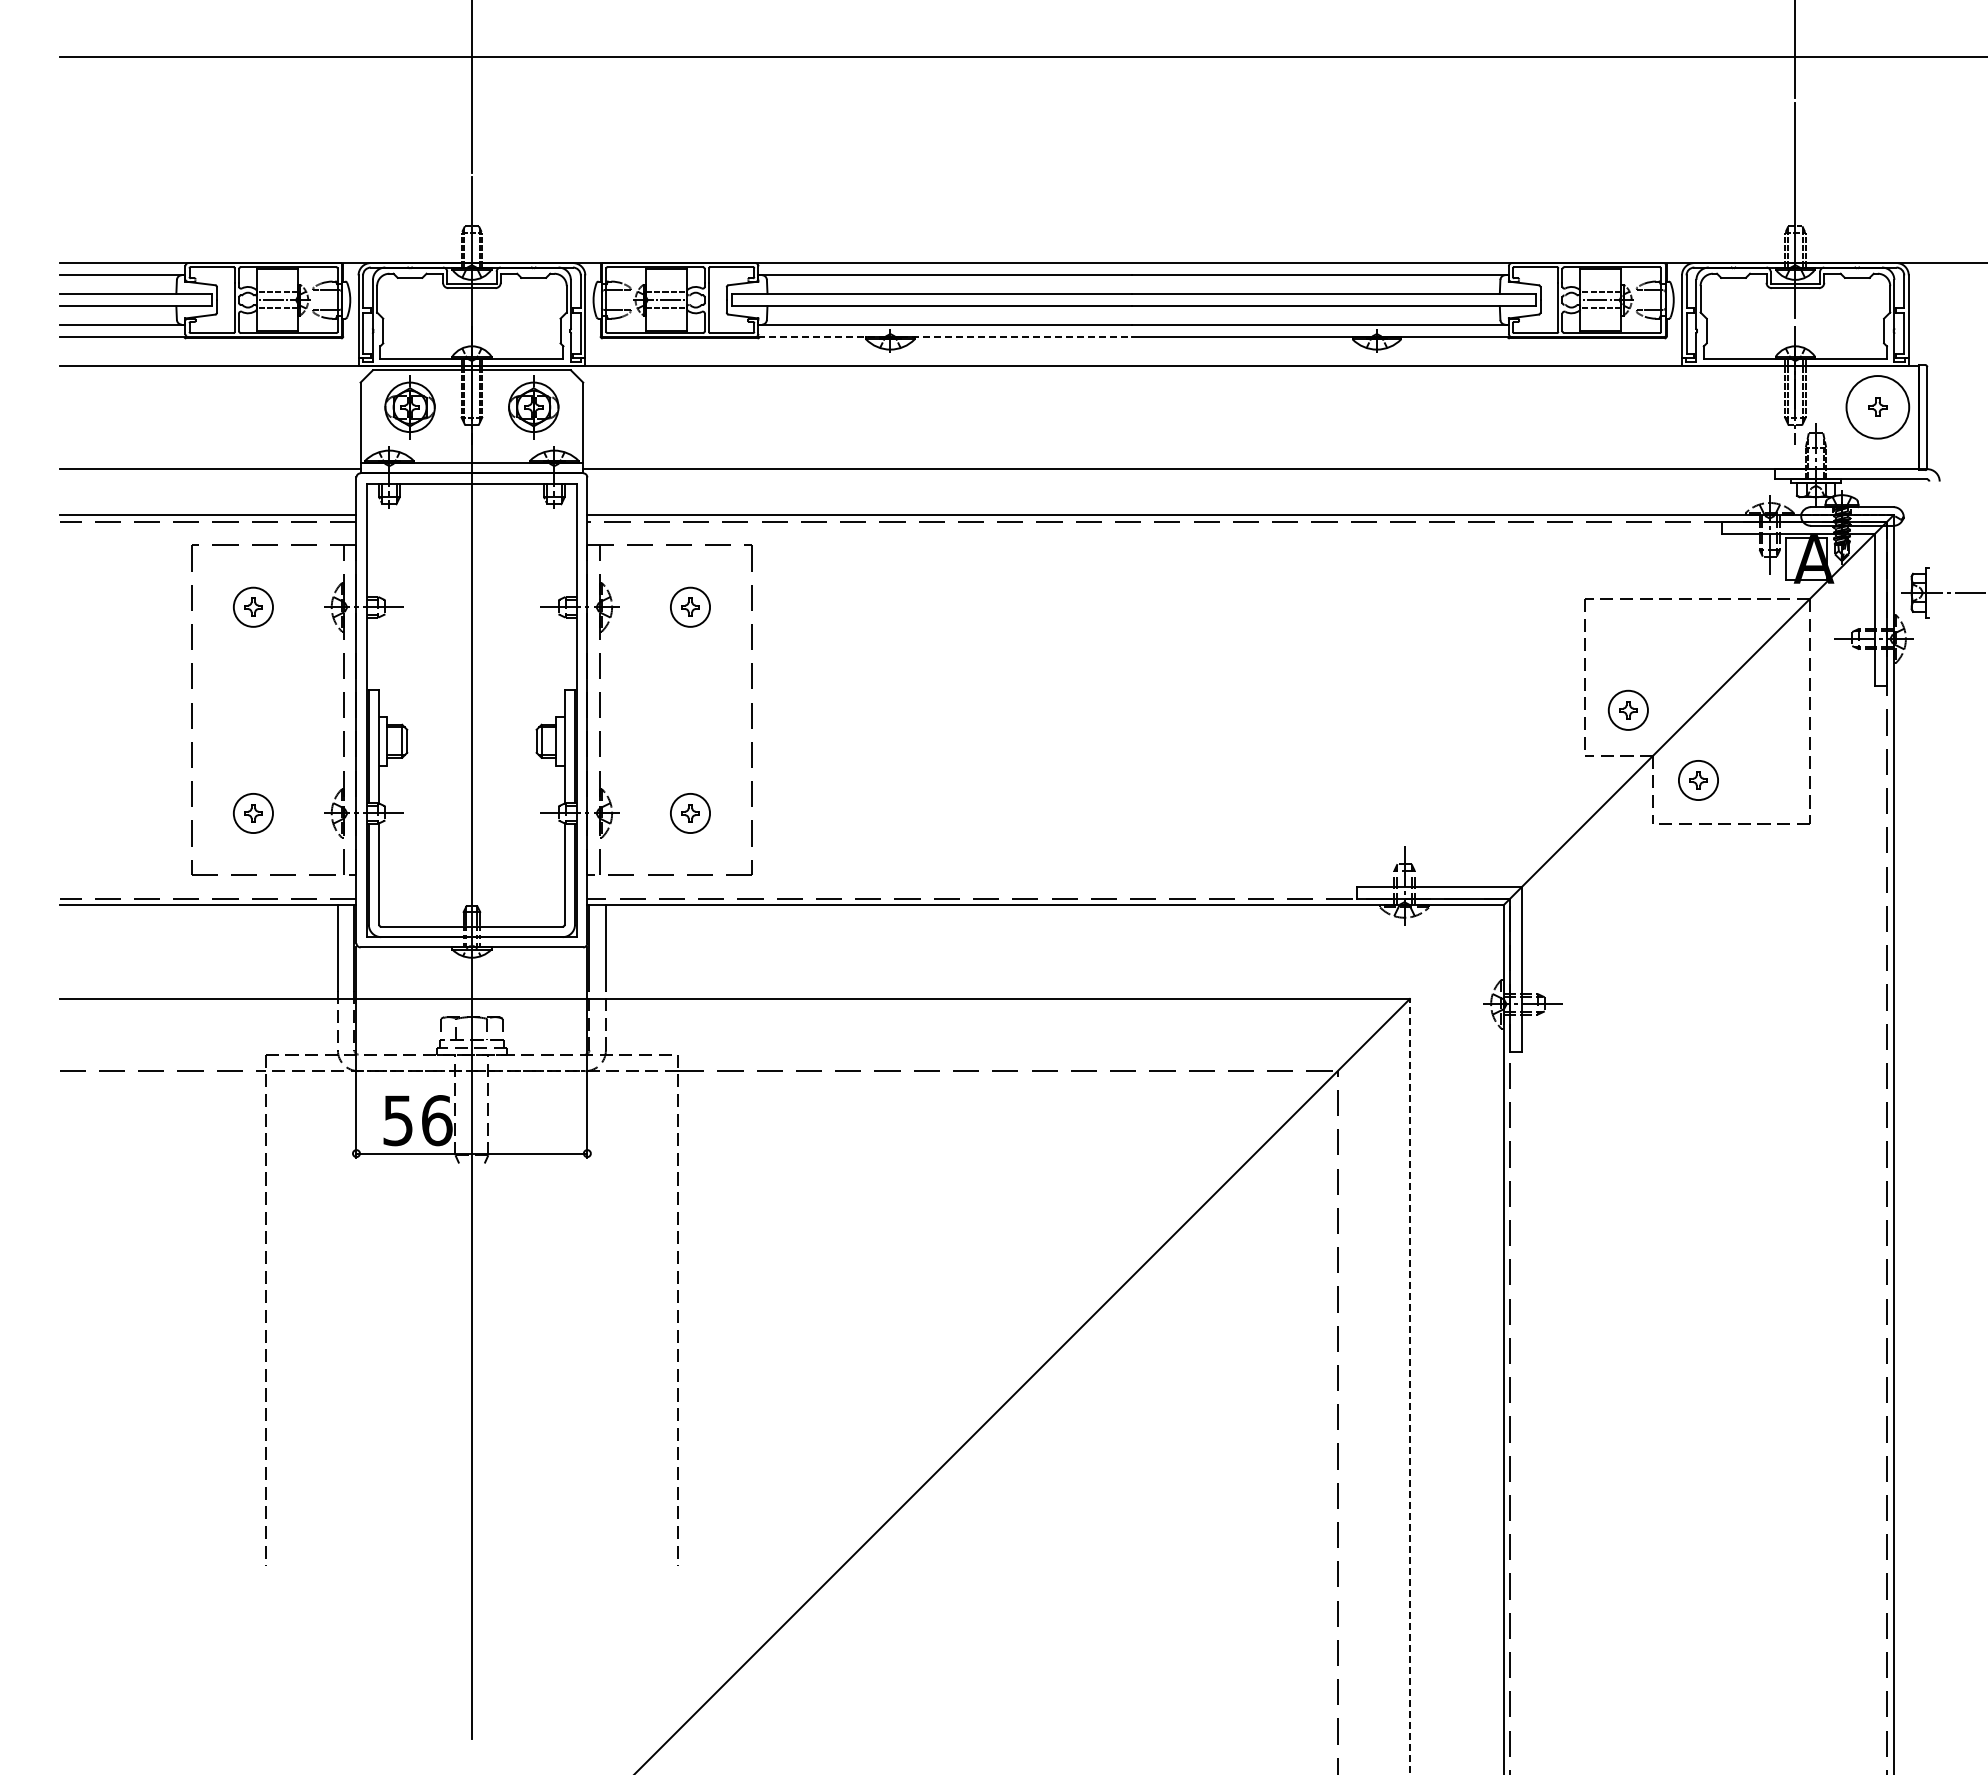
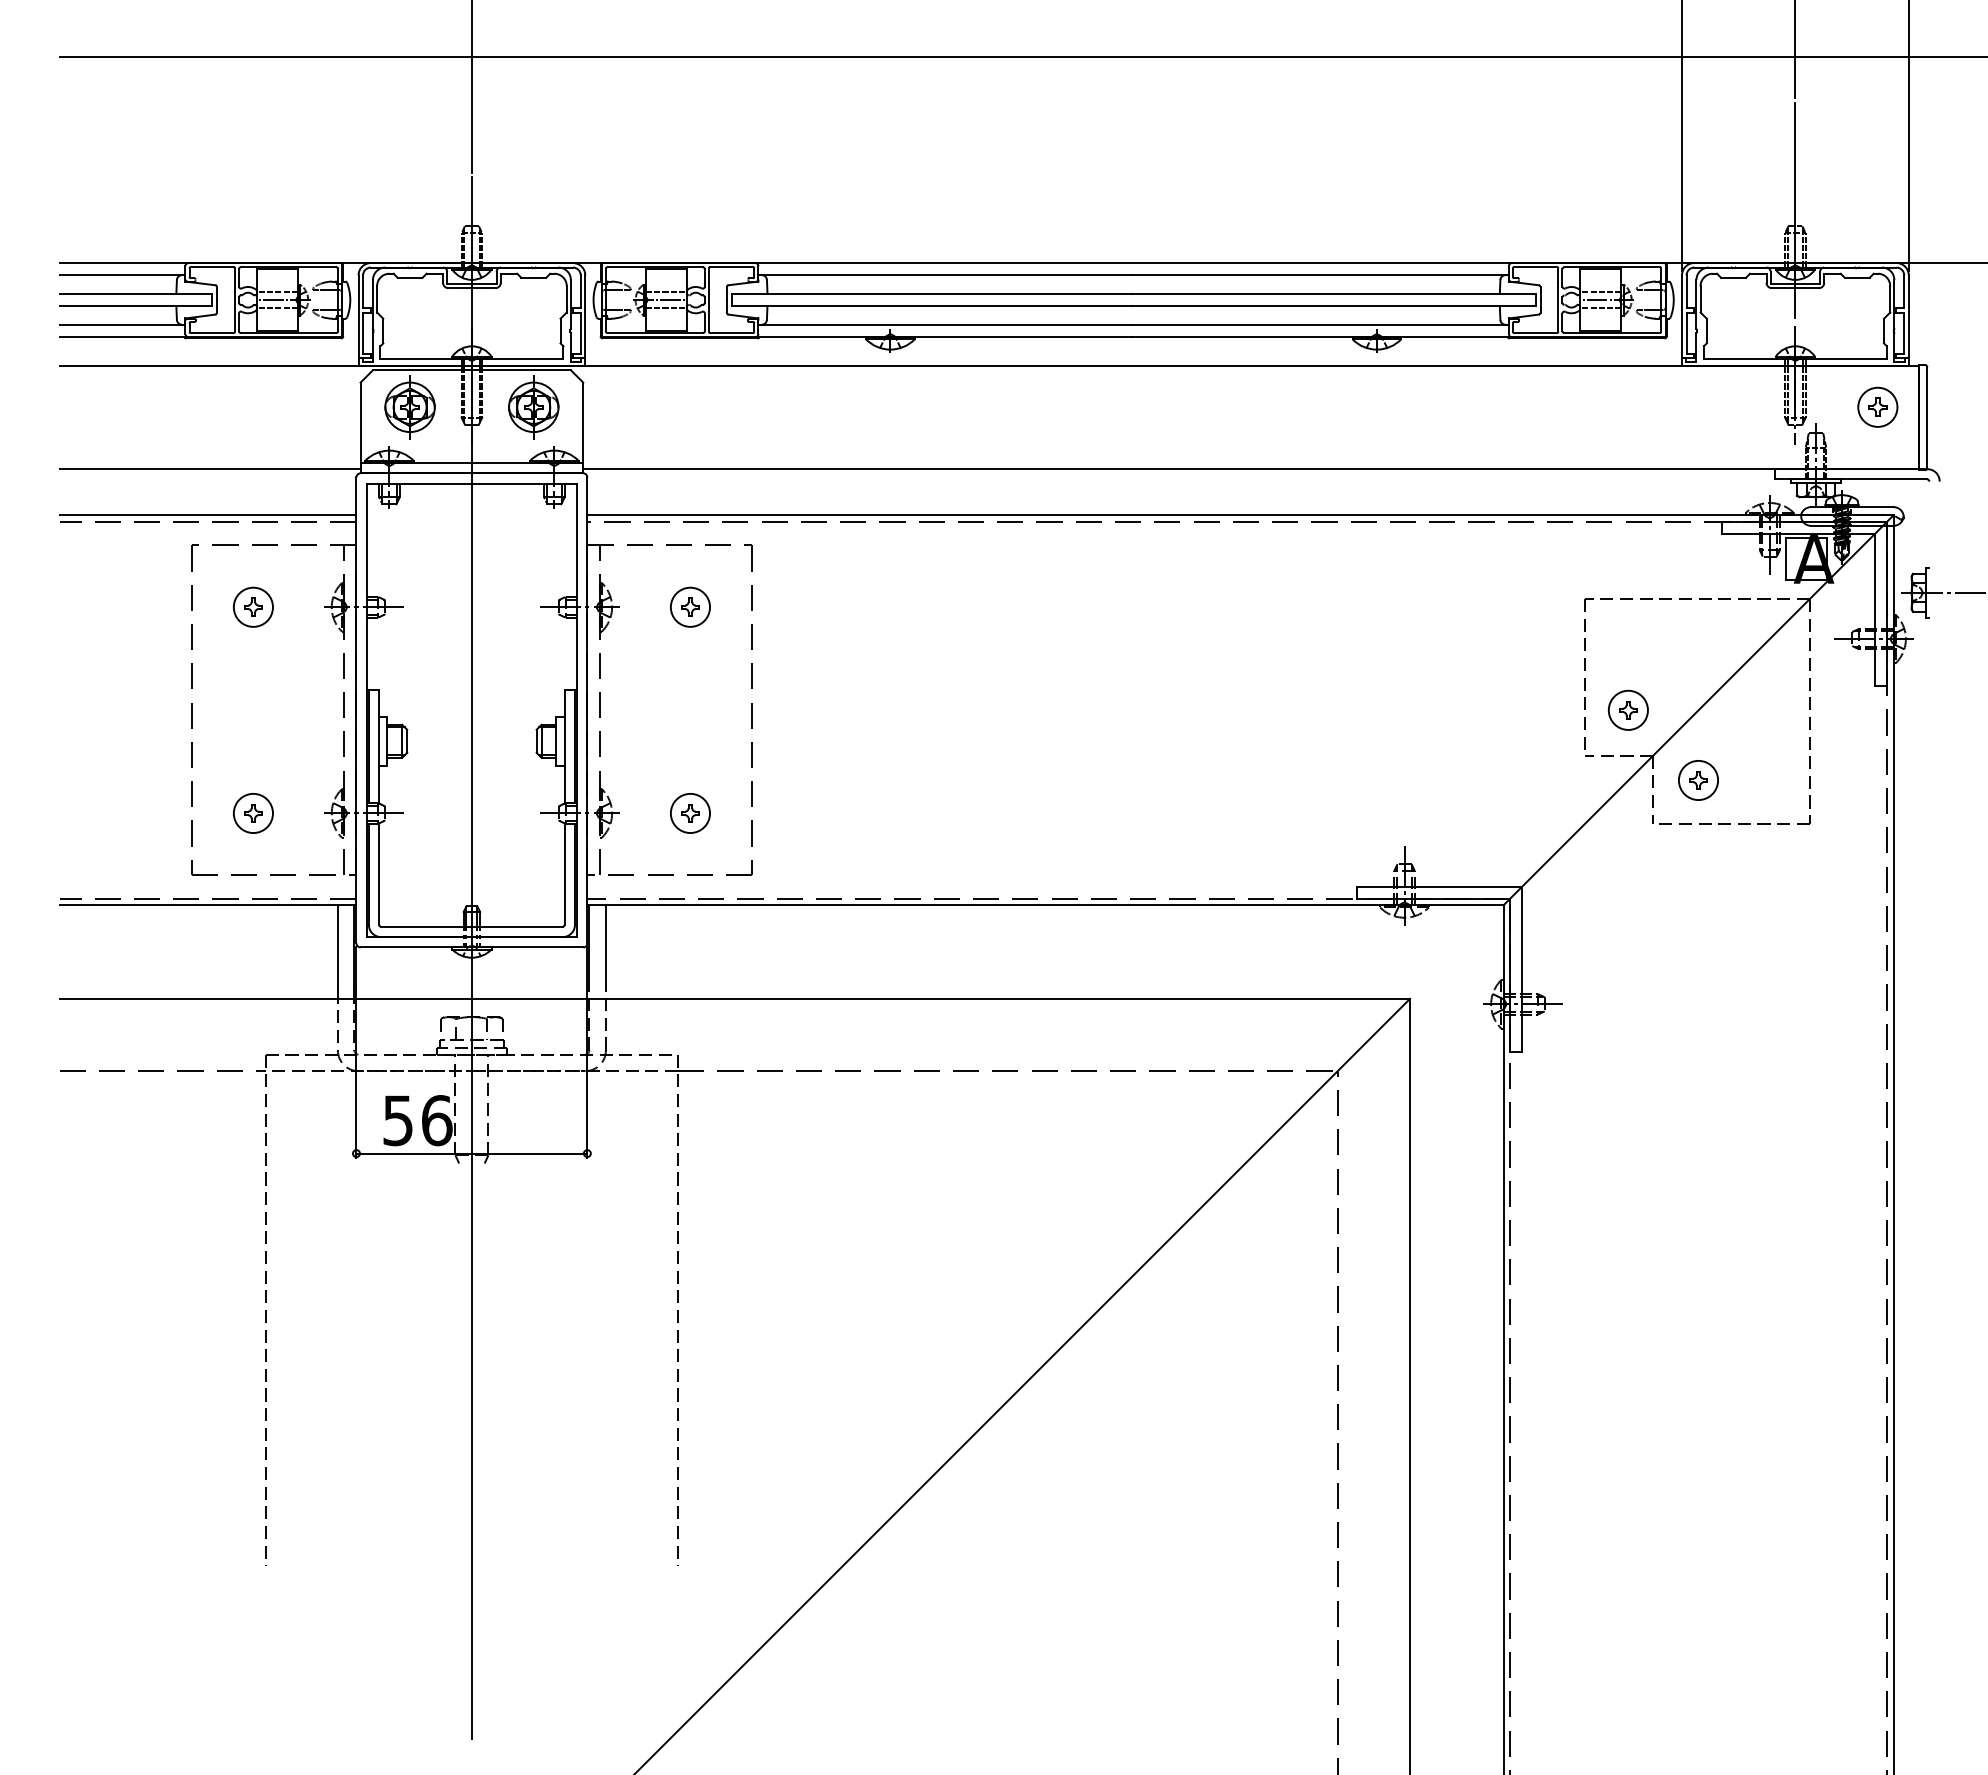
line: none -> present (1682, 136)
line: none -> present (1908, 136)
line: dashed -> solid (945, 337)
circle diameter: 63 px -> 39 px (1877, 406)
line: dashed -> solid (1409, 1386)
